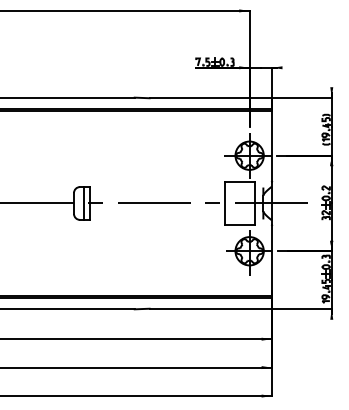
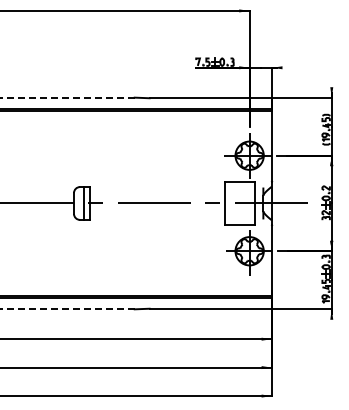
line: solid -> dashed (67, 97)
line: solid -> dashed (67, 309)
